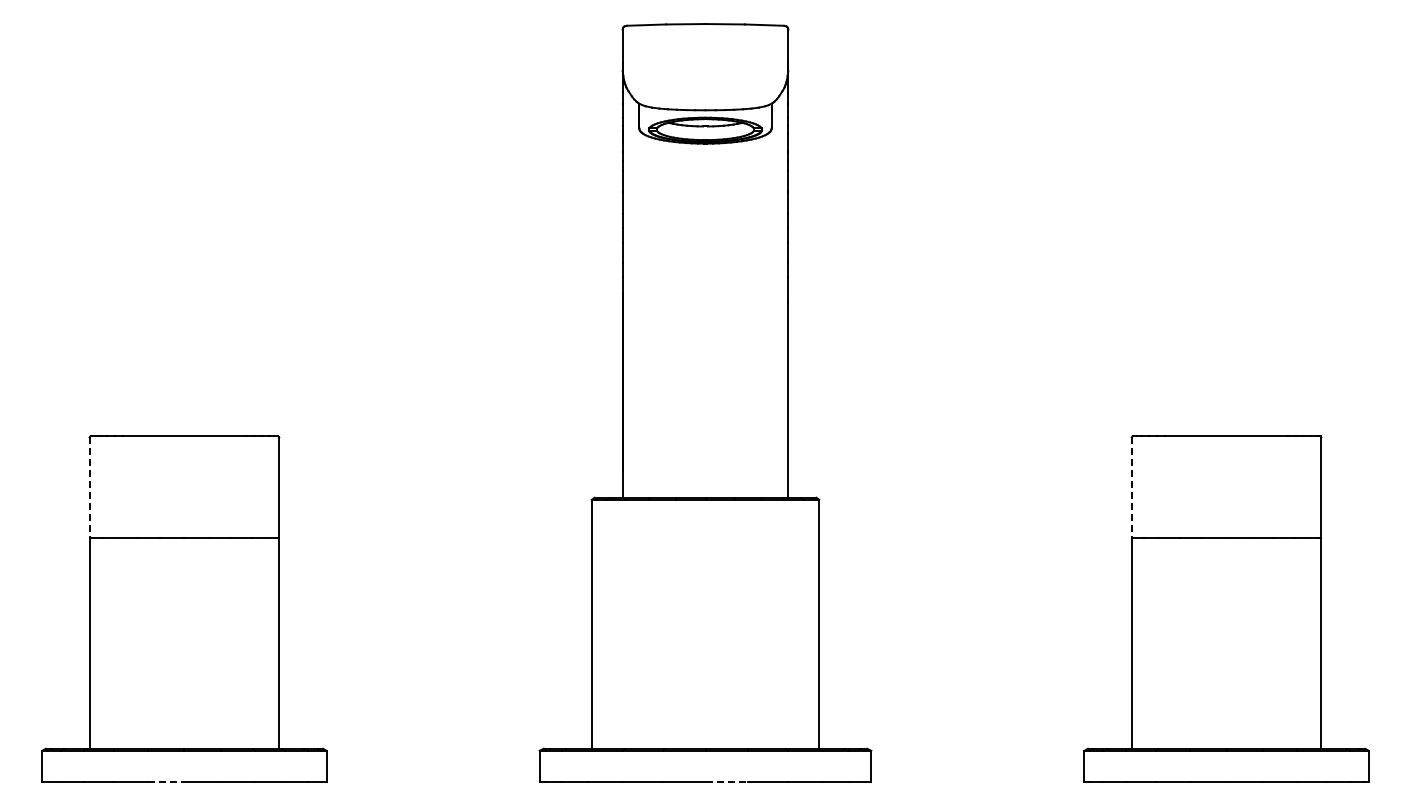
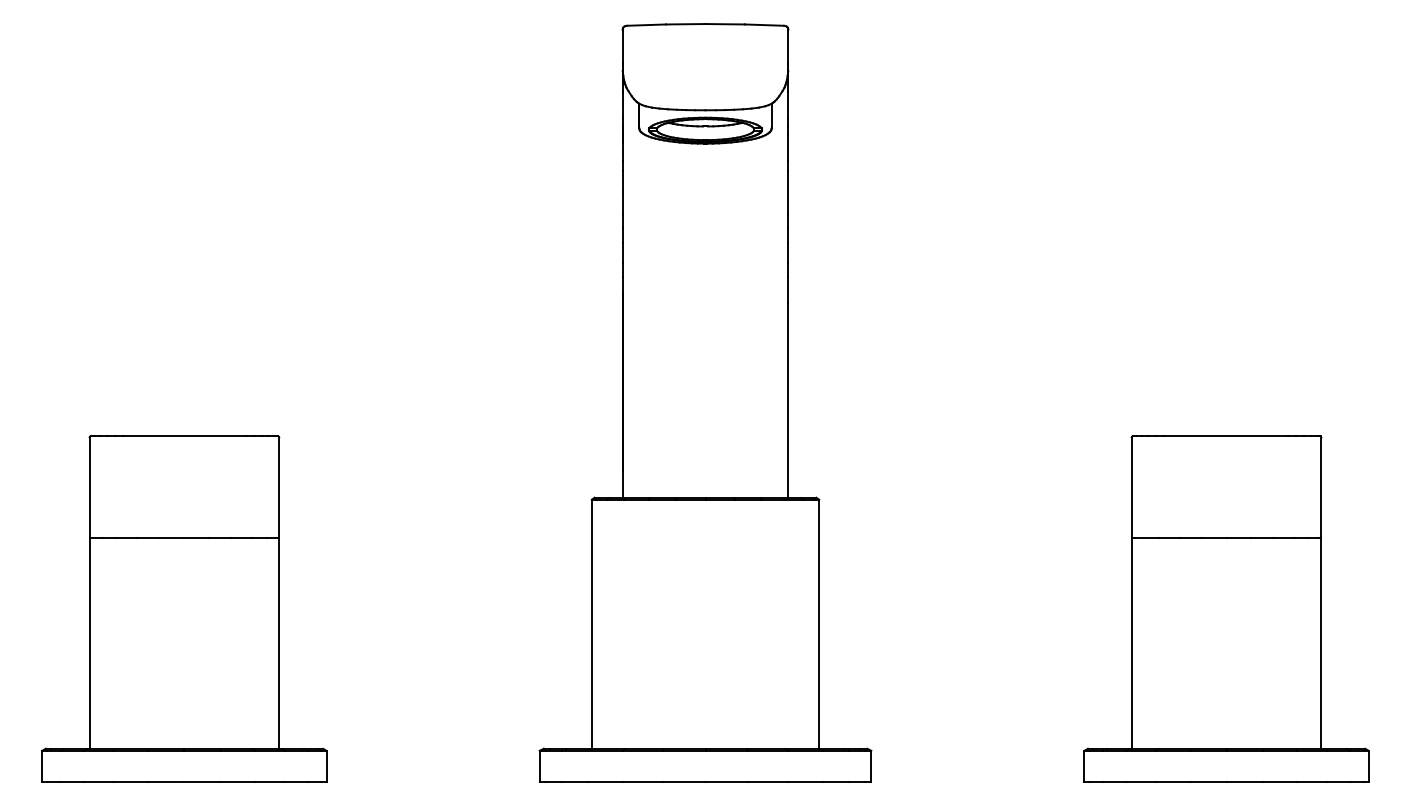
line: dashed -> solid (89, 488)
line: dashed -> solid (1131, 488)
line: dashed -> solid (166, 781)
line: dashed -> solid (727, 781)
